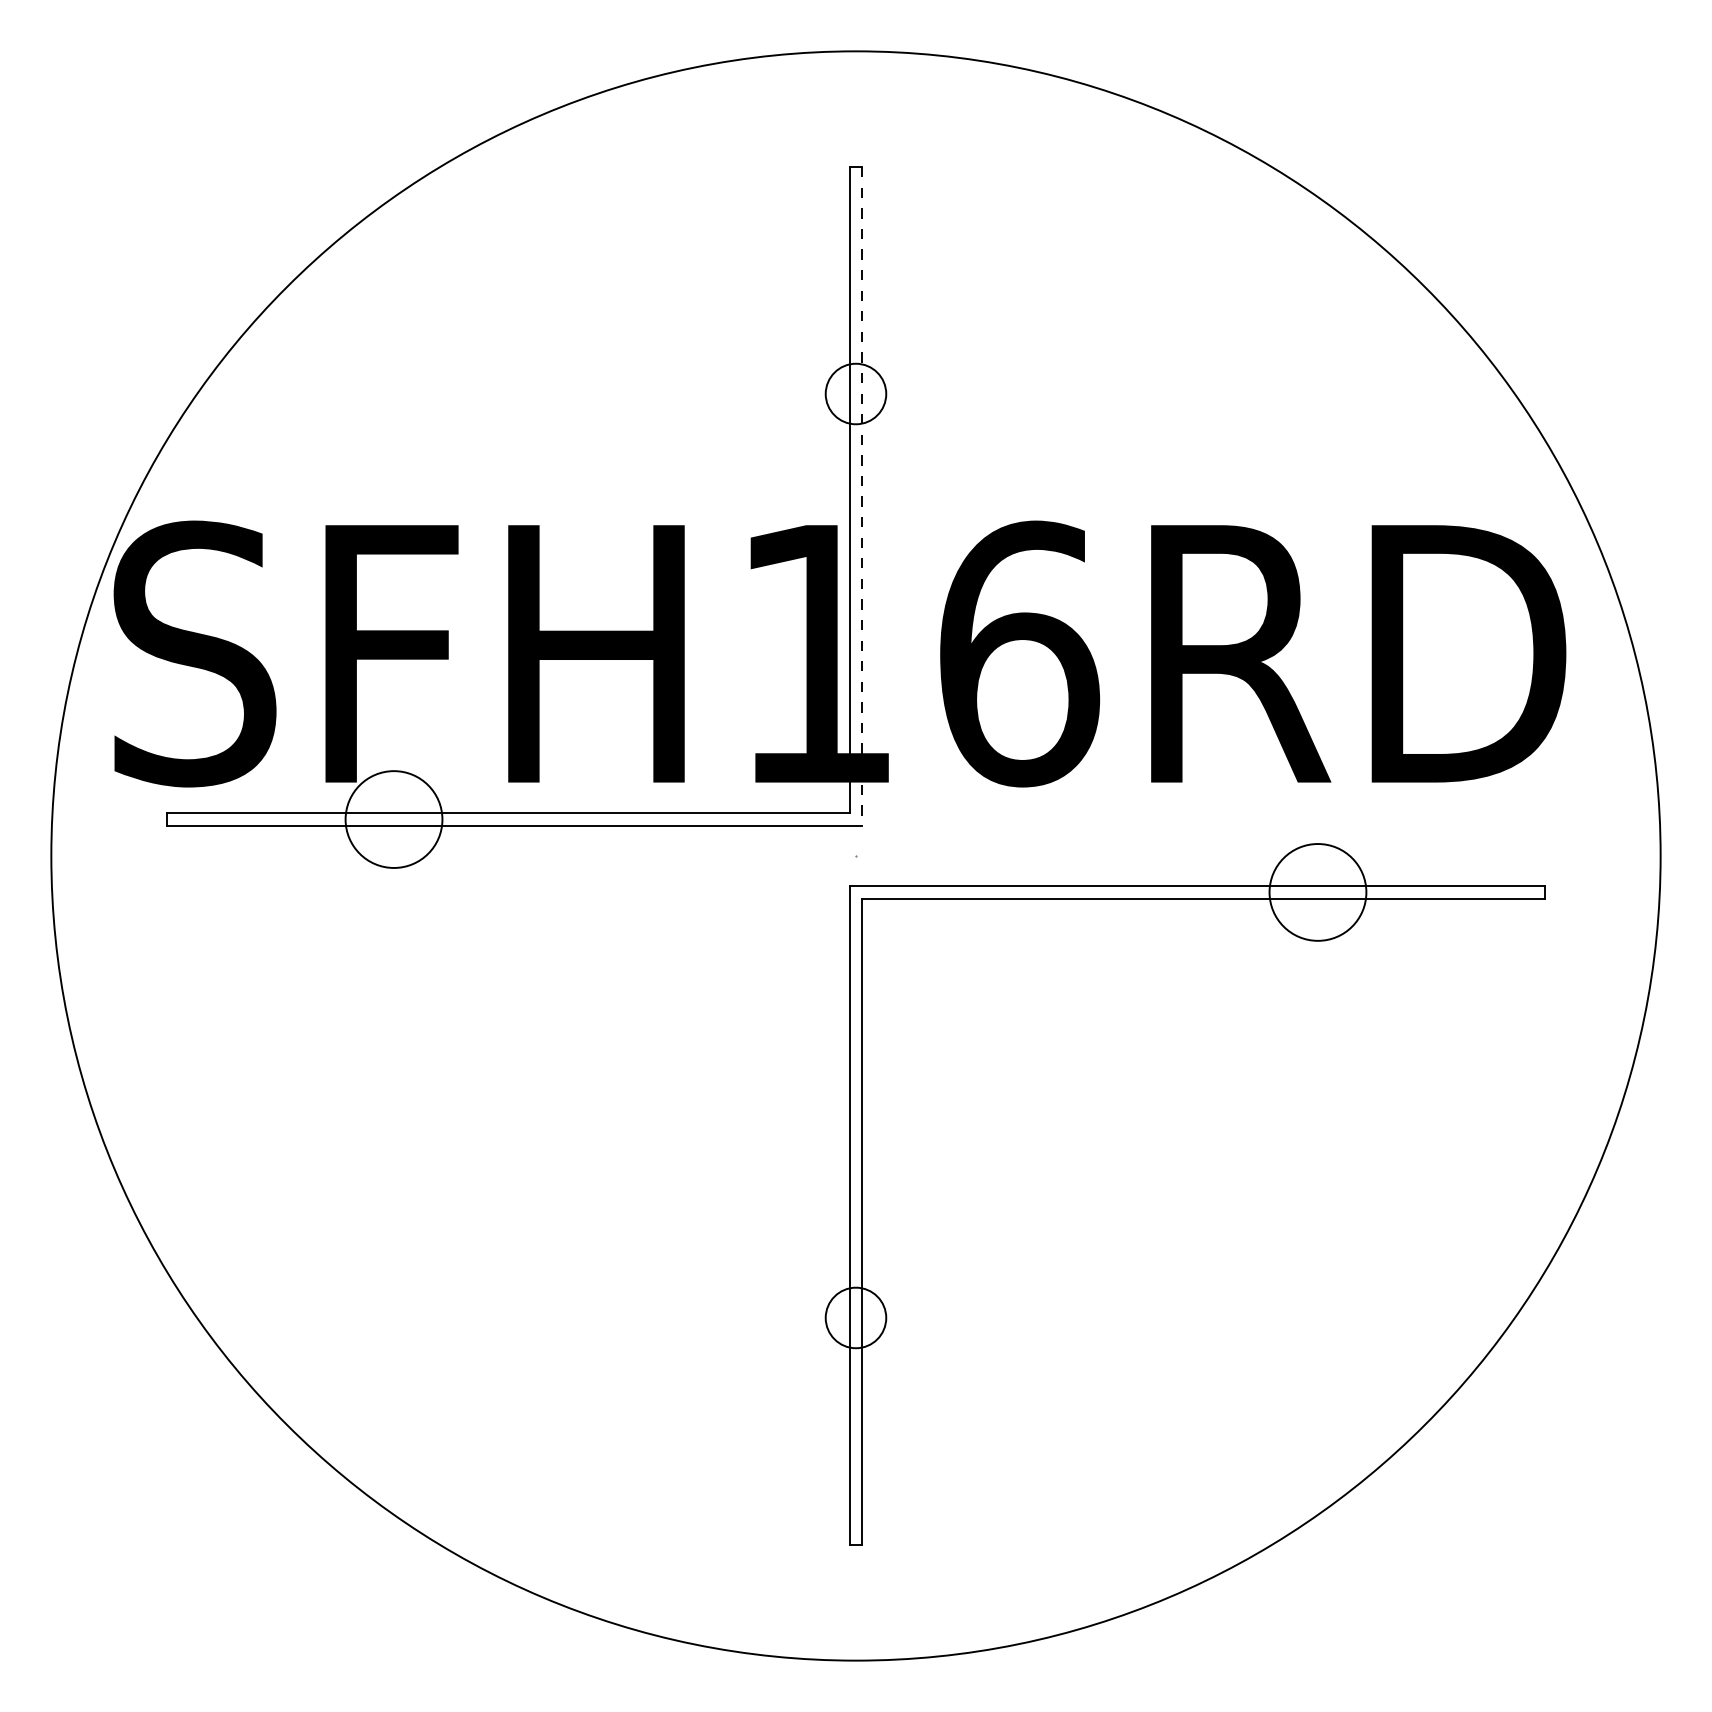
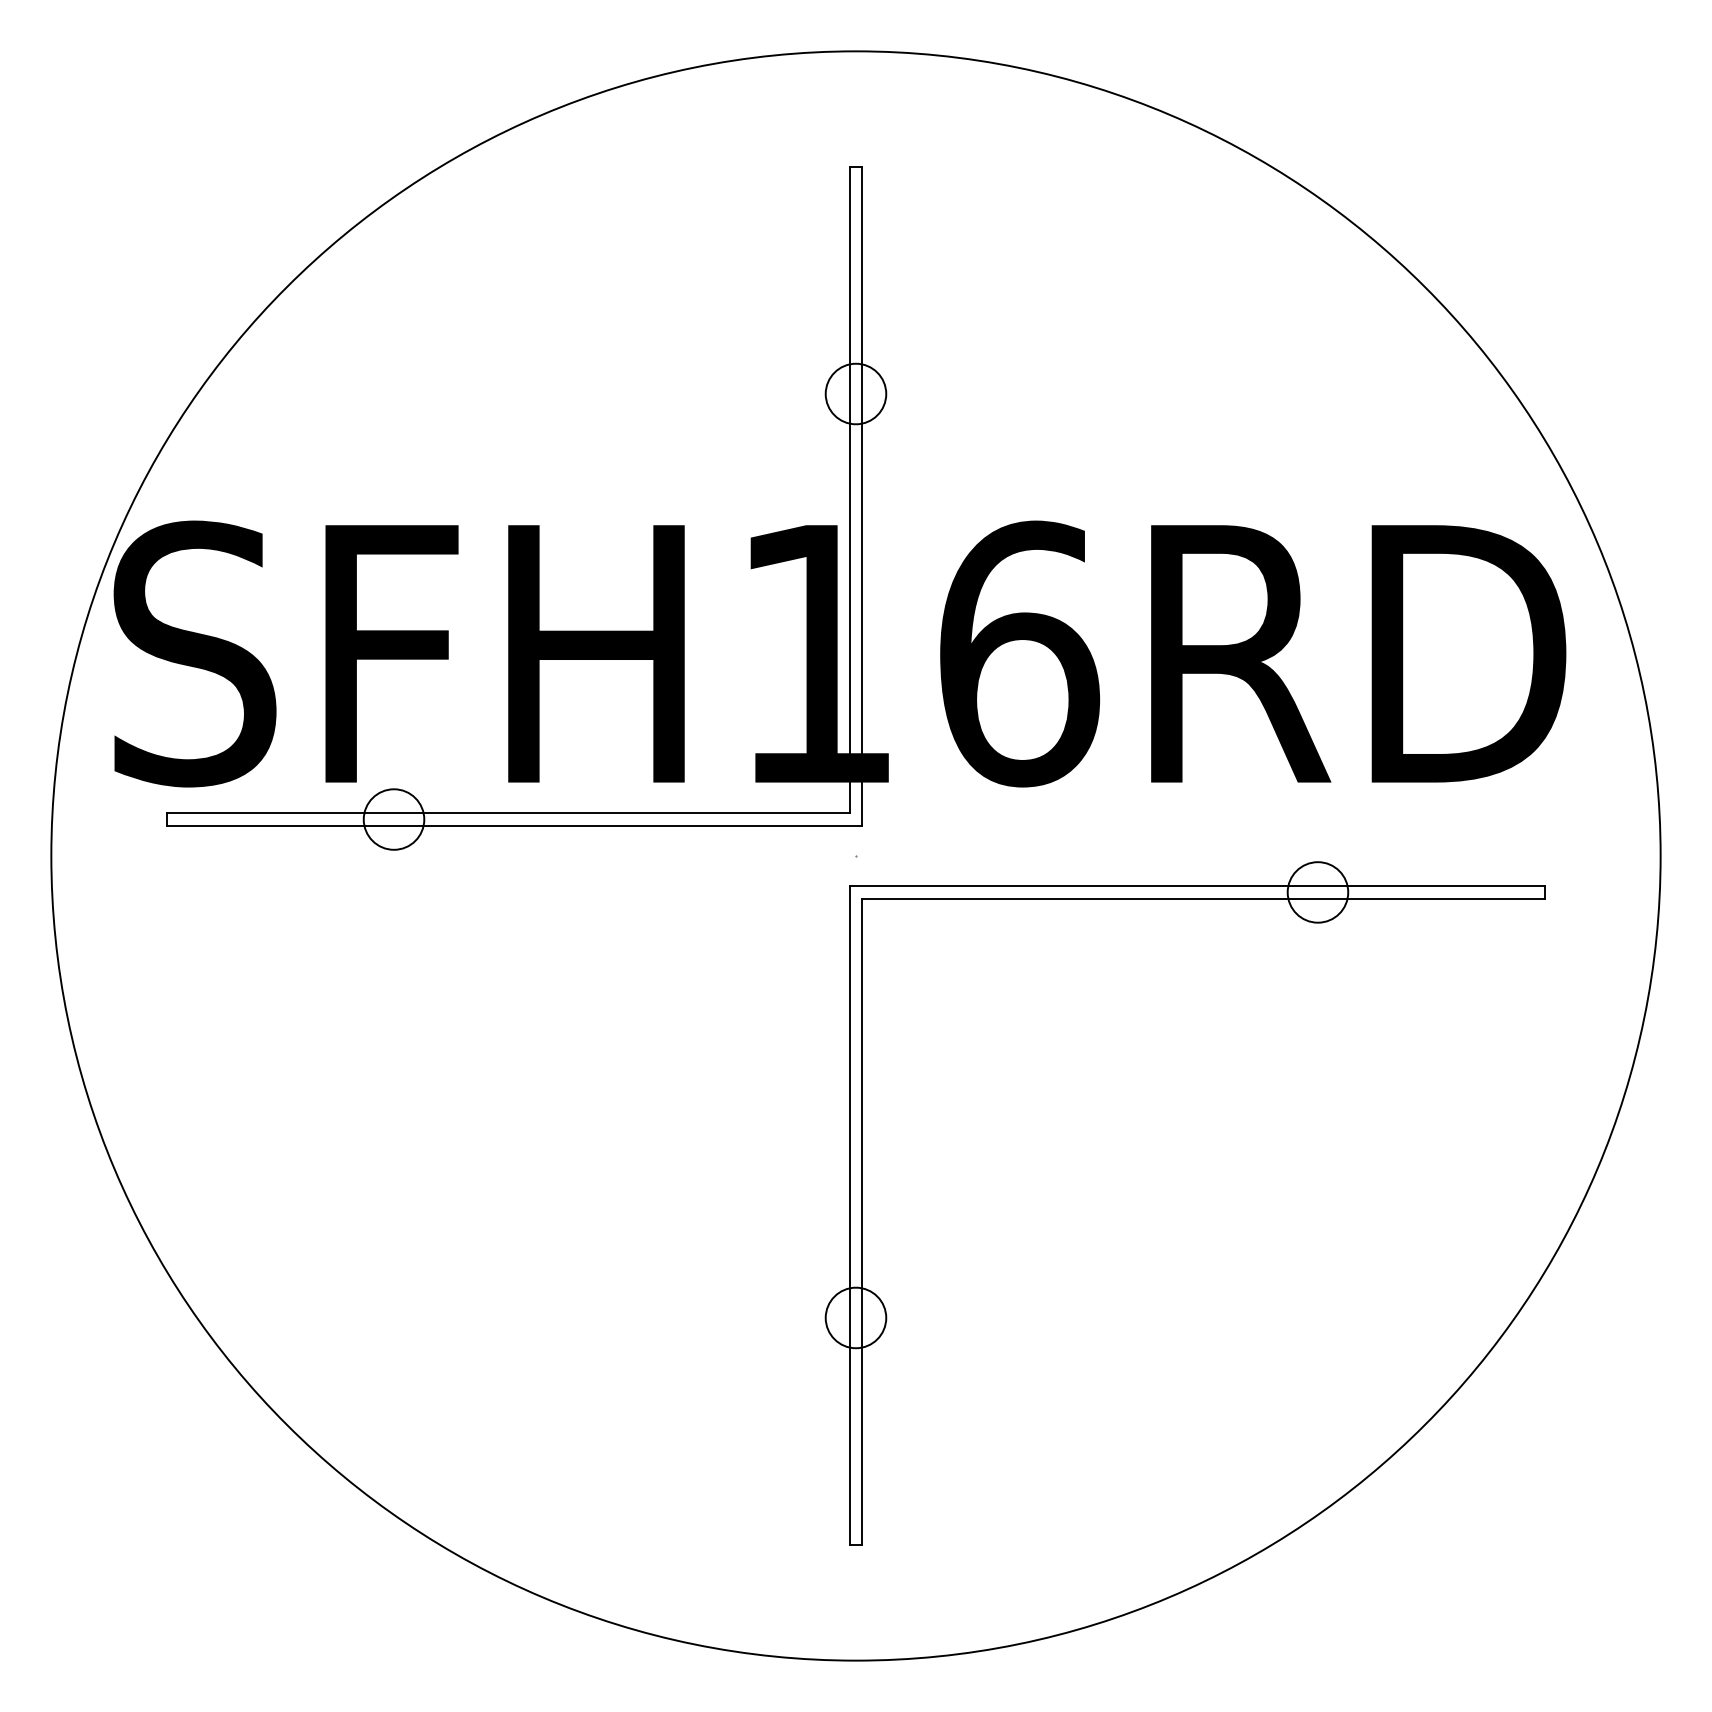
line: dashed -> solid (862, 496)
circle diameter: 97 px -> 61 px (393, 819)
circle diameter: 97 px -> 61 px (1317, 892)
